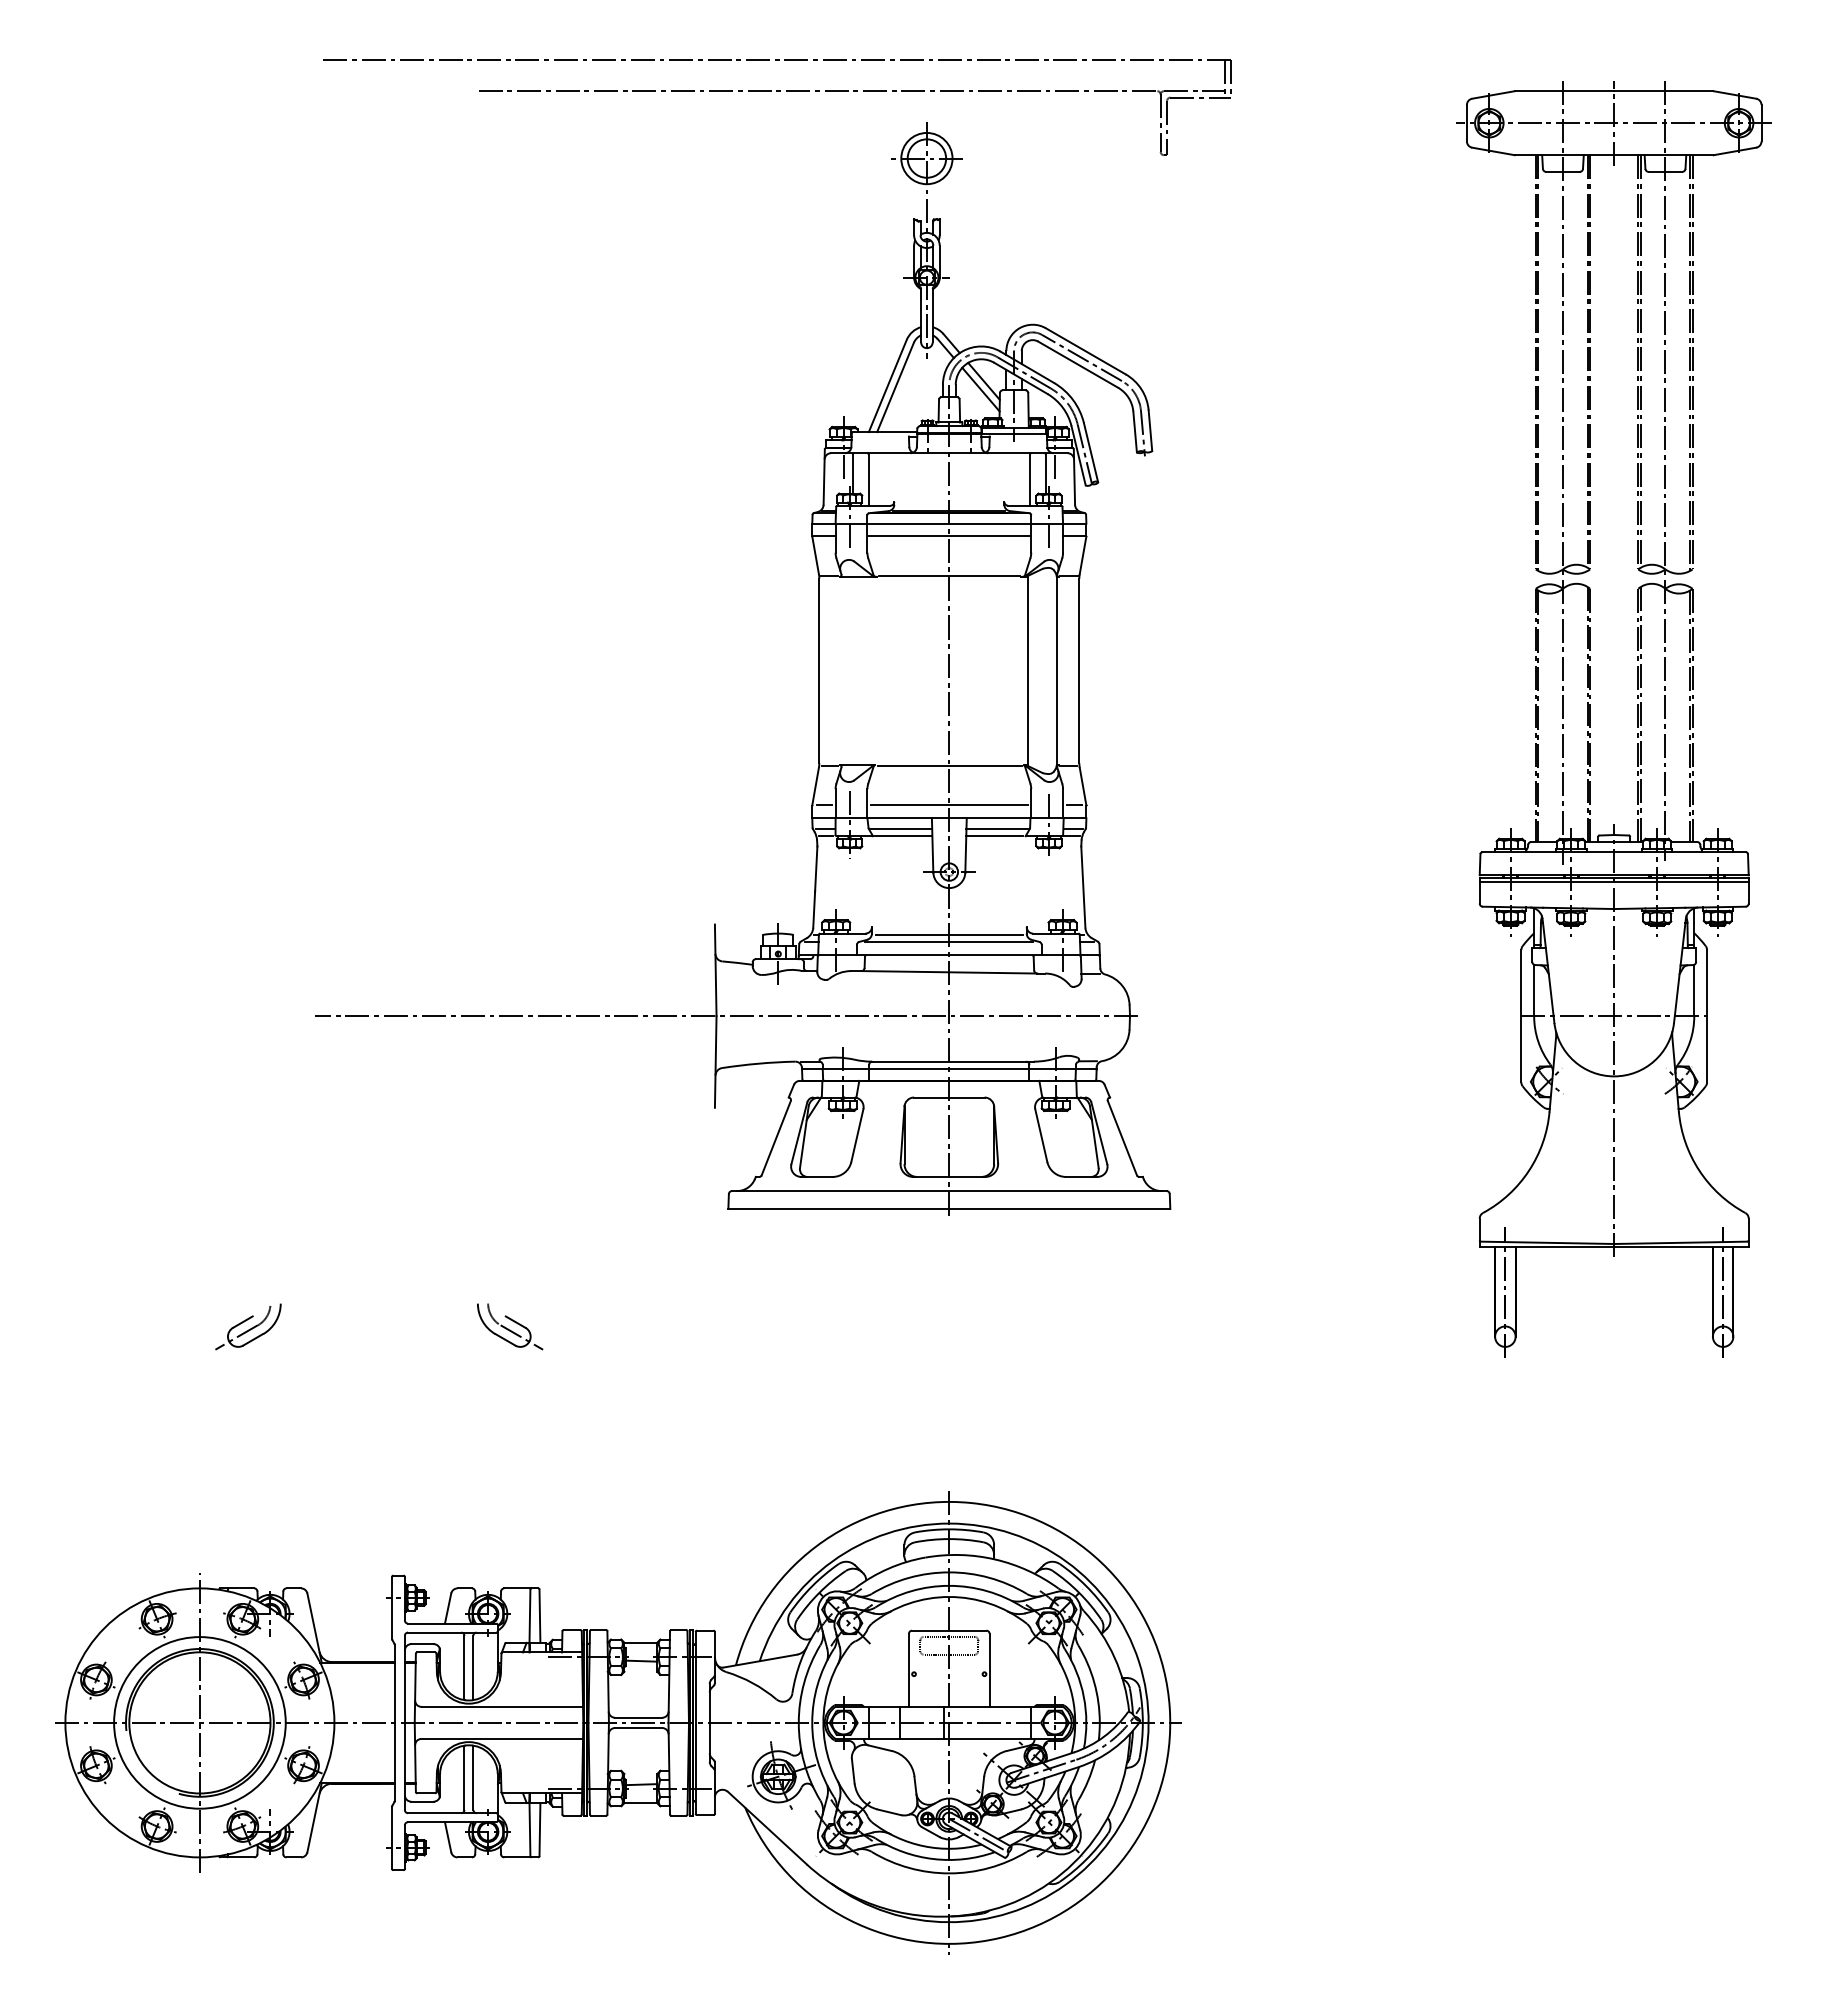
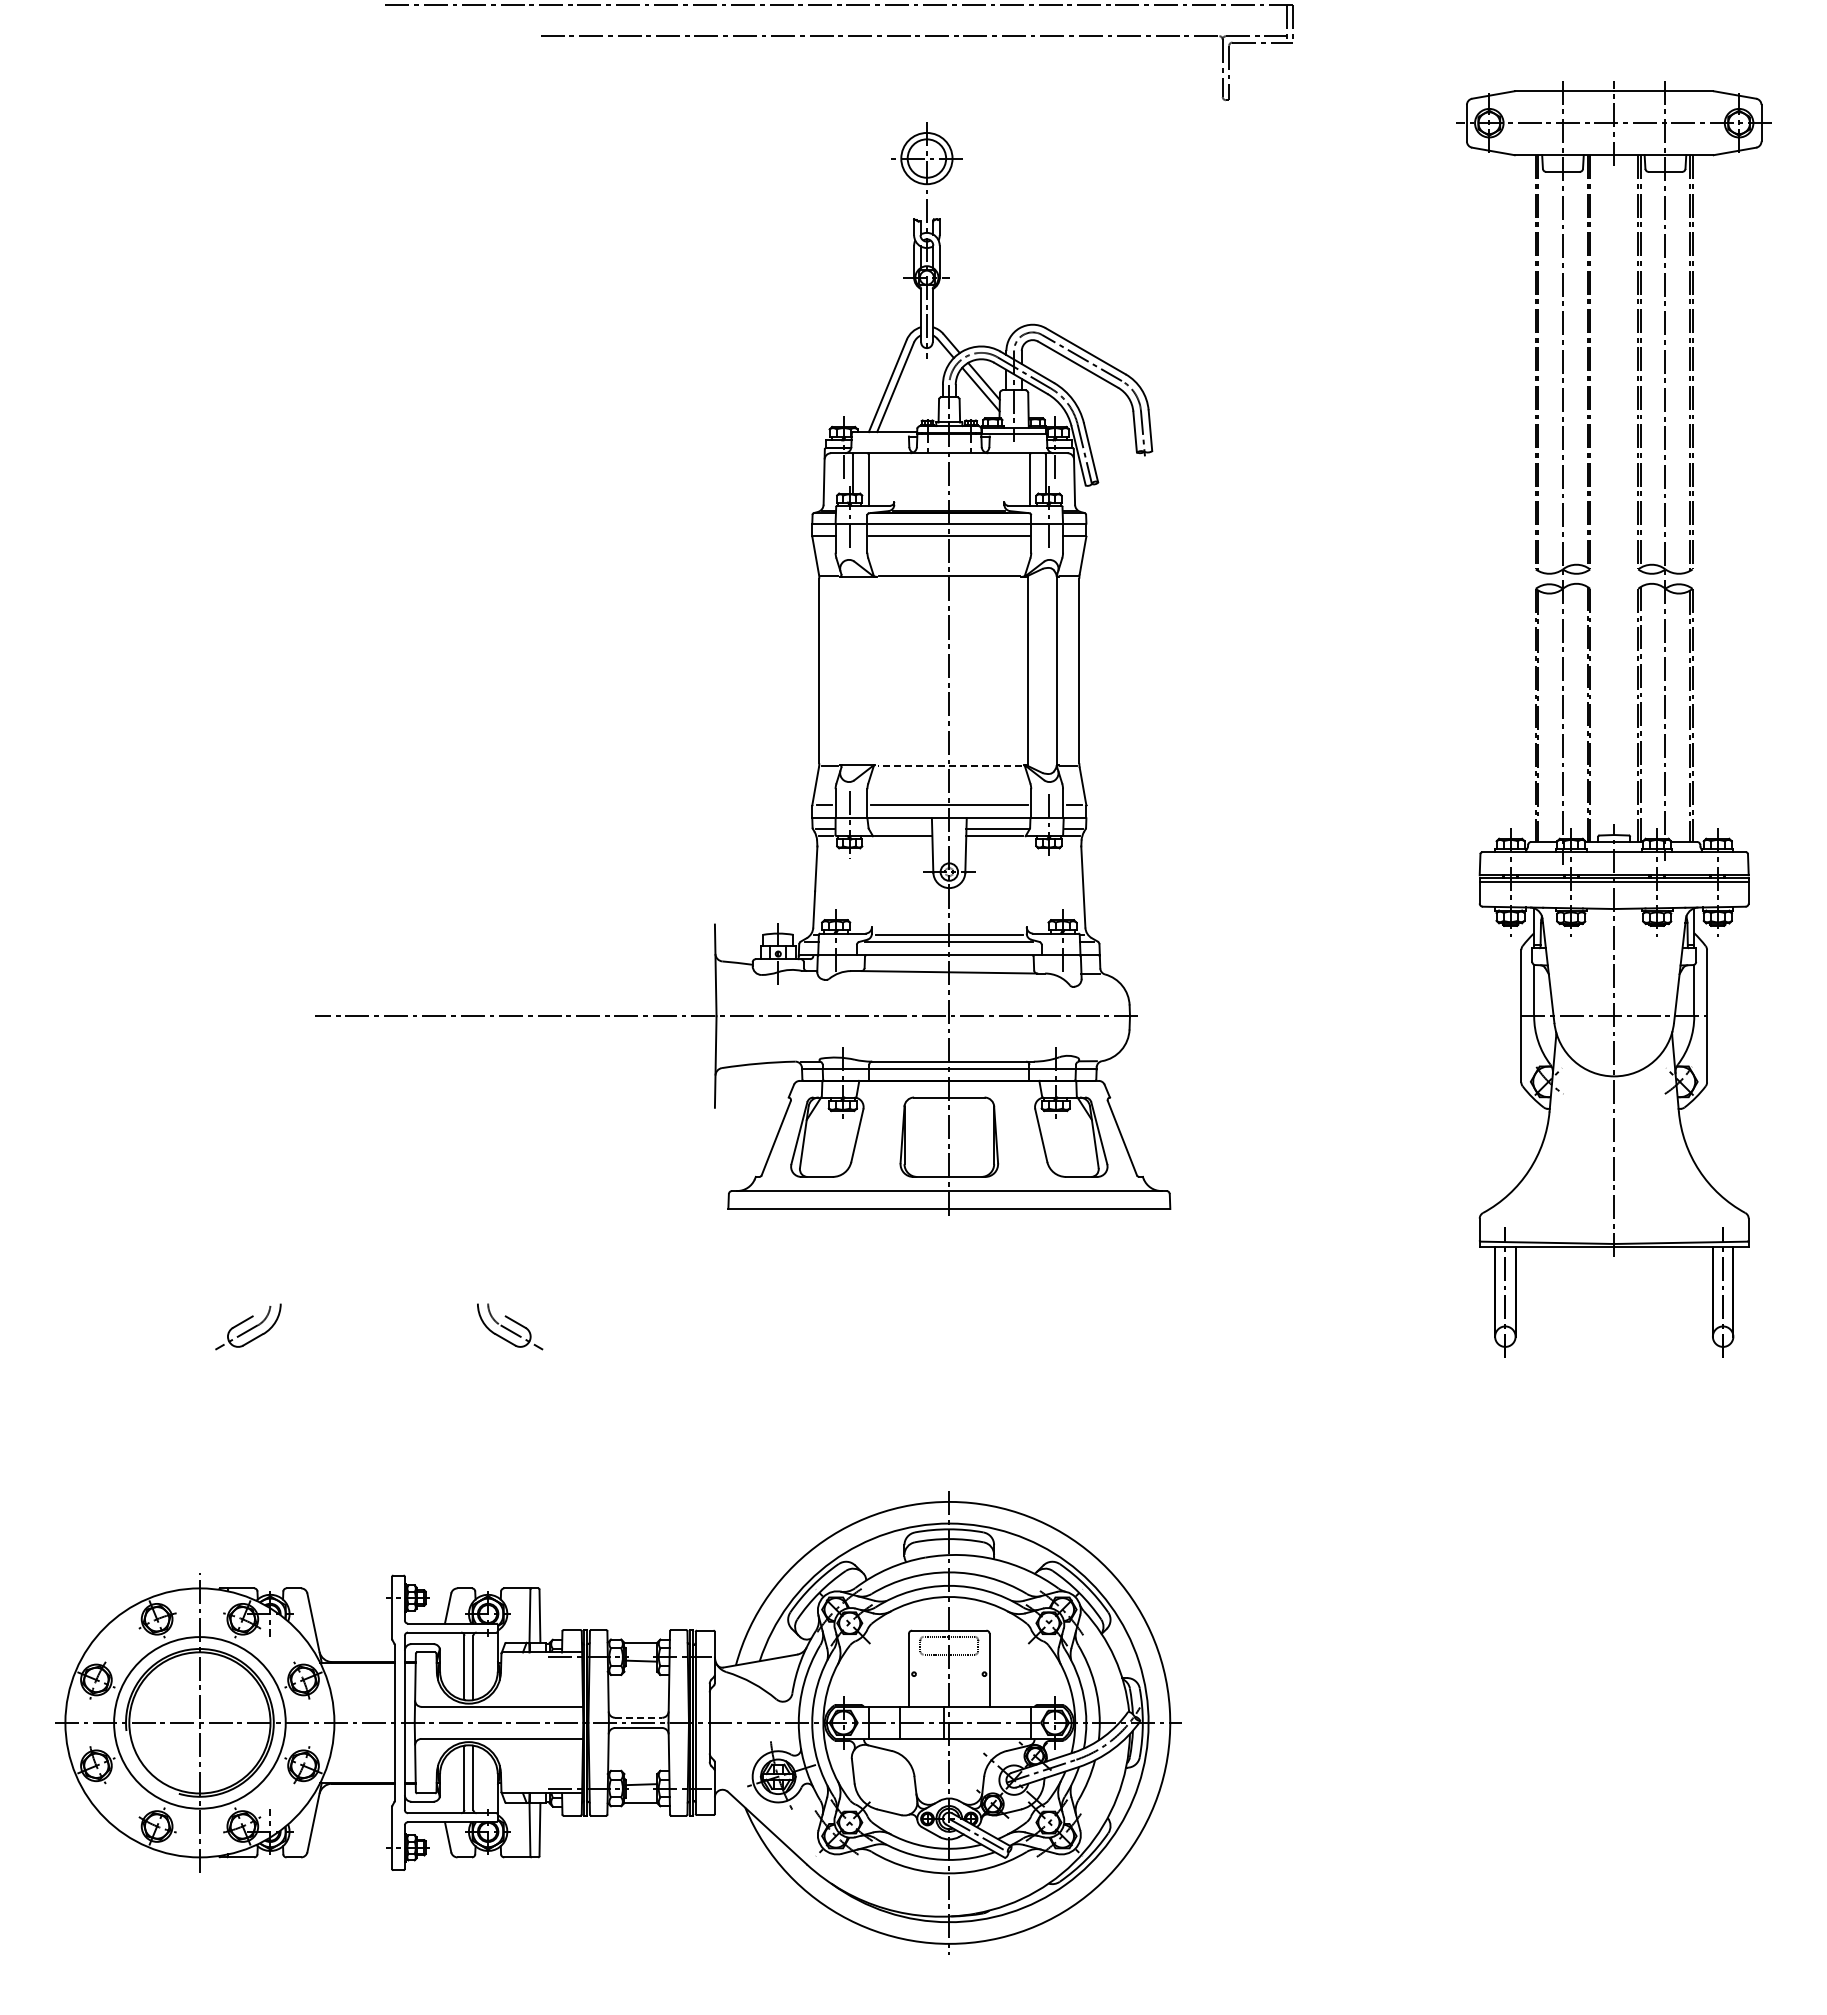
part position: (777, 91) -> (839, 36) (839, 36)
line: solid -> dashed (949, 765)
line: present -> none (901, 829)
line: solid -> dashed (638, 1717)
